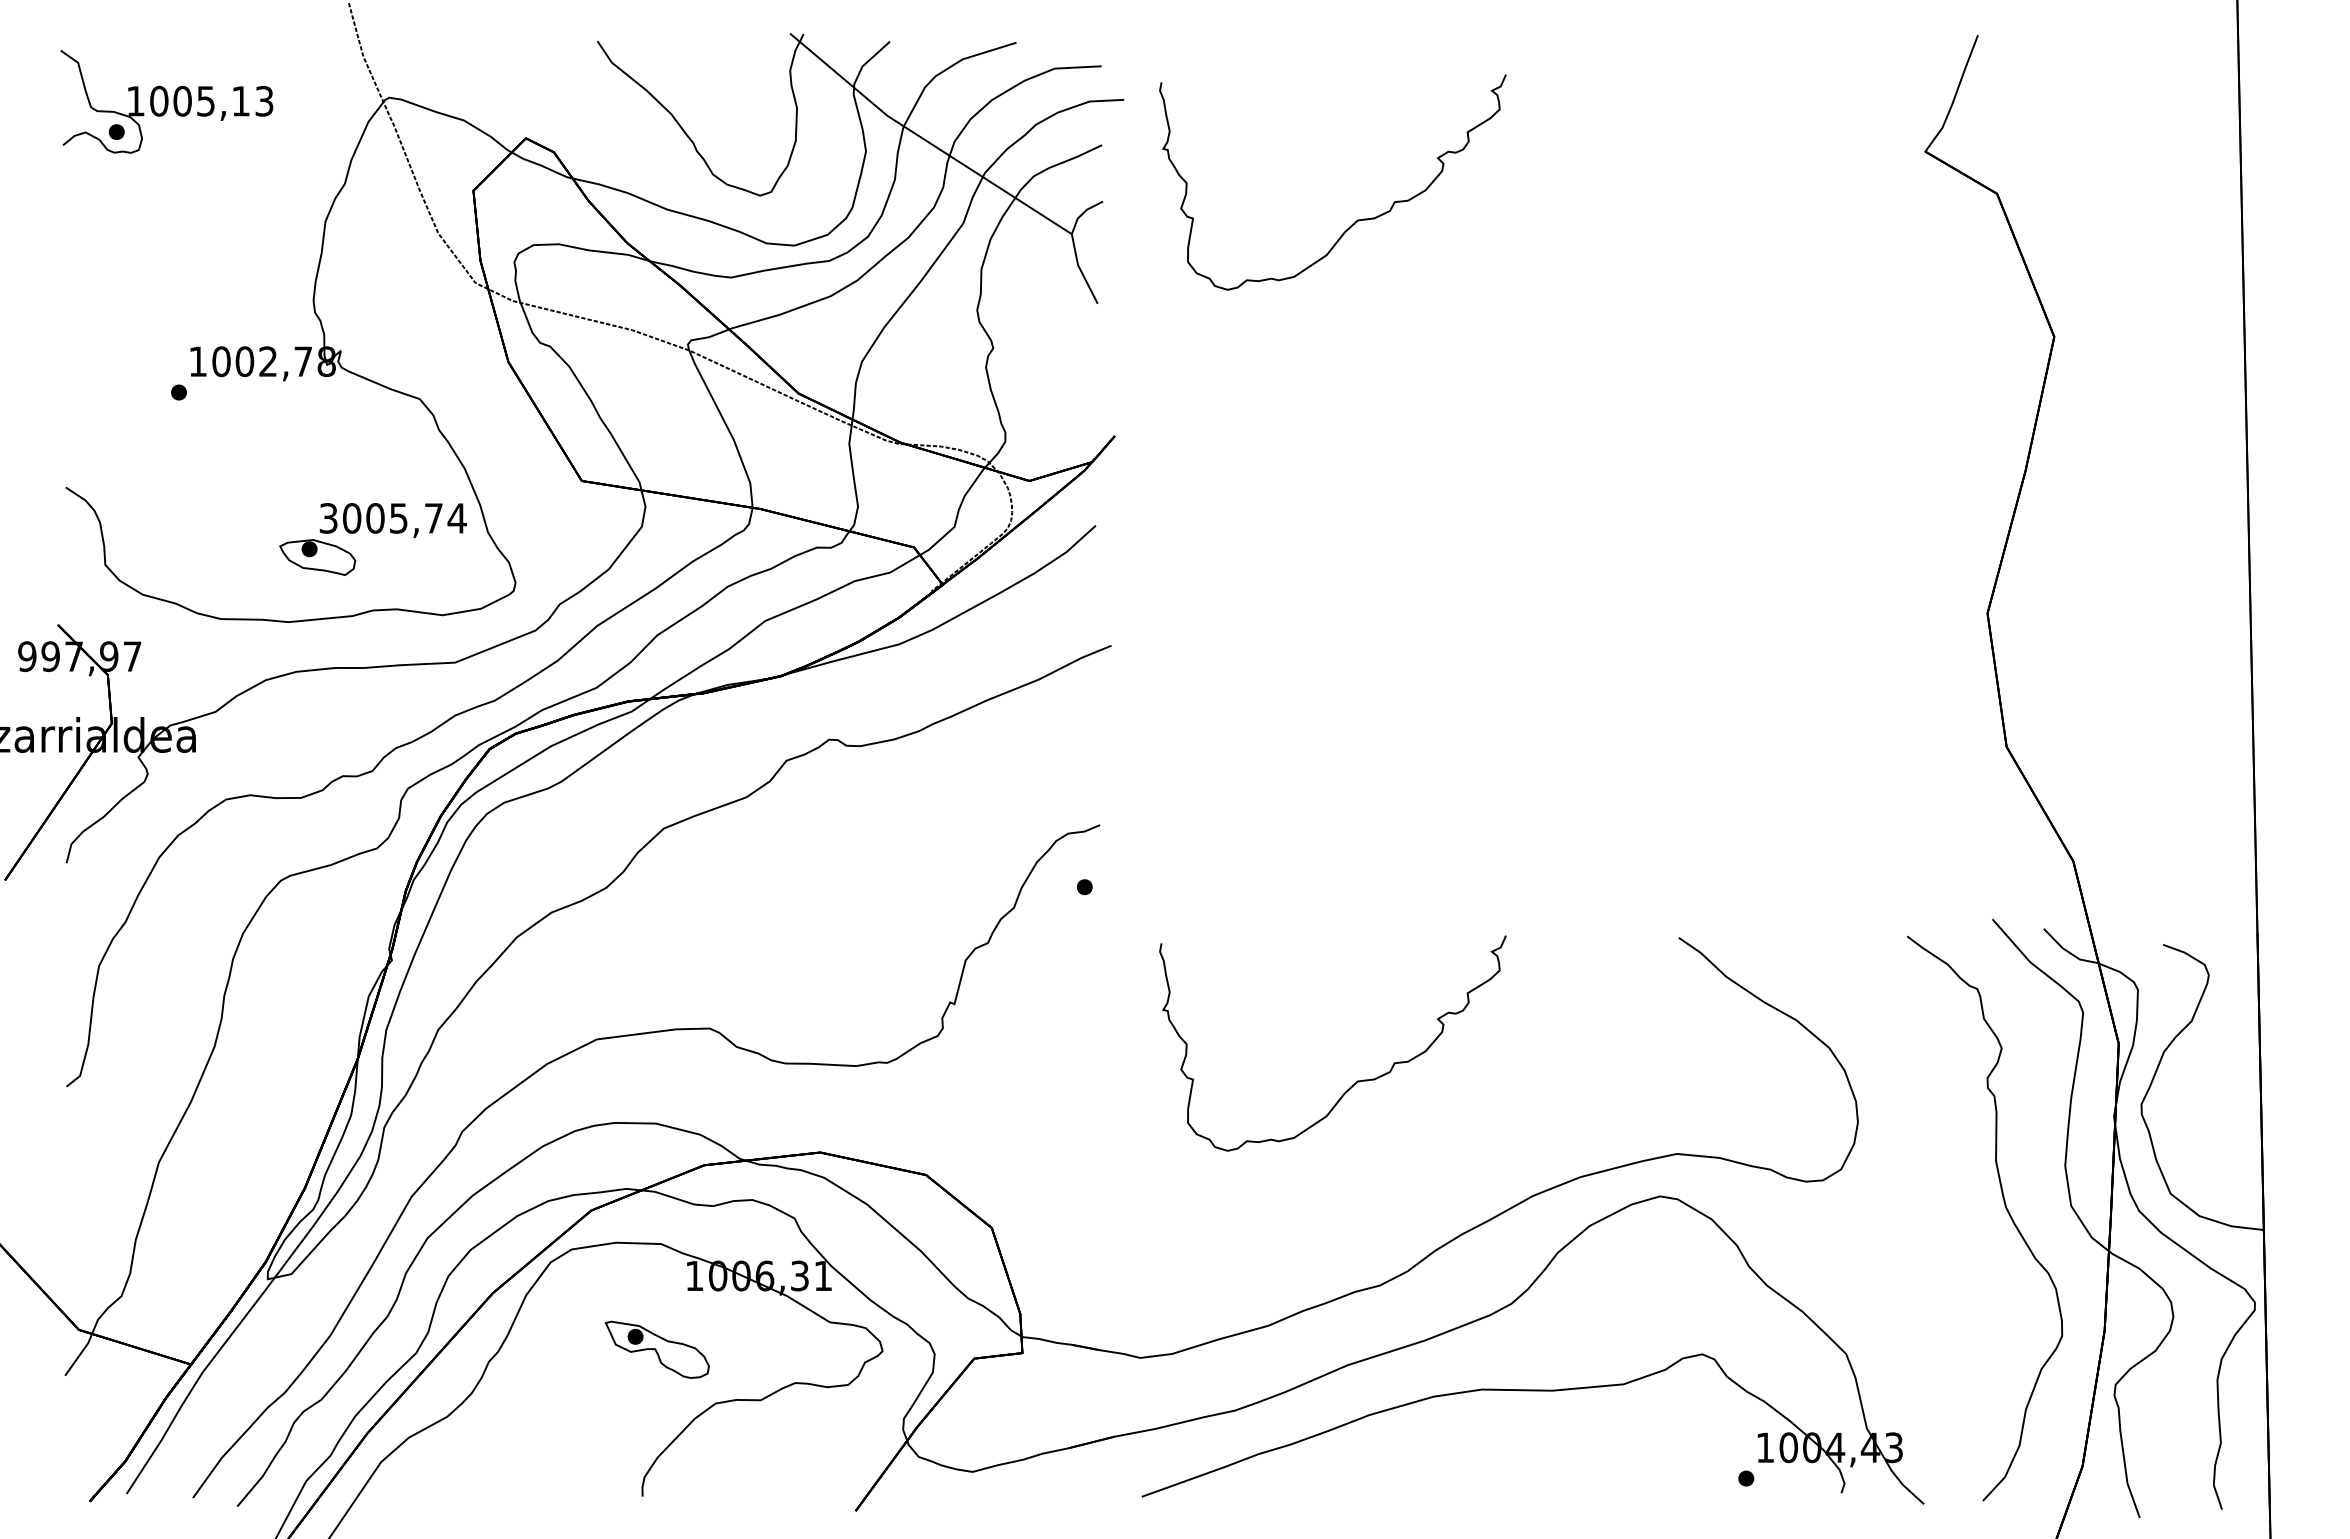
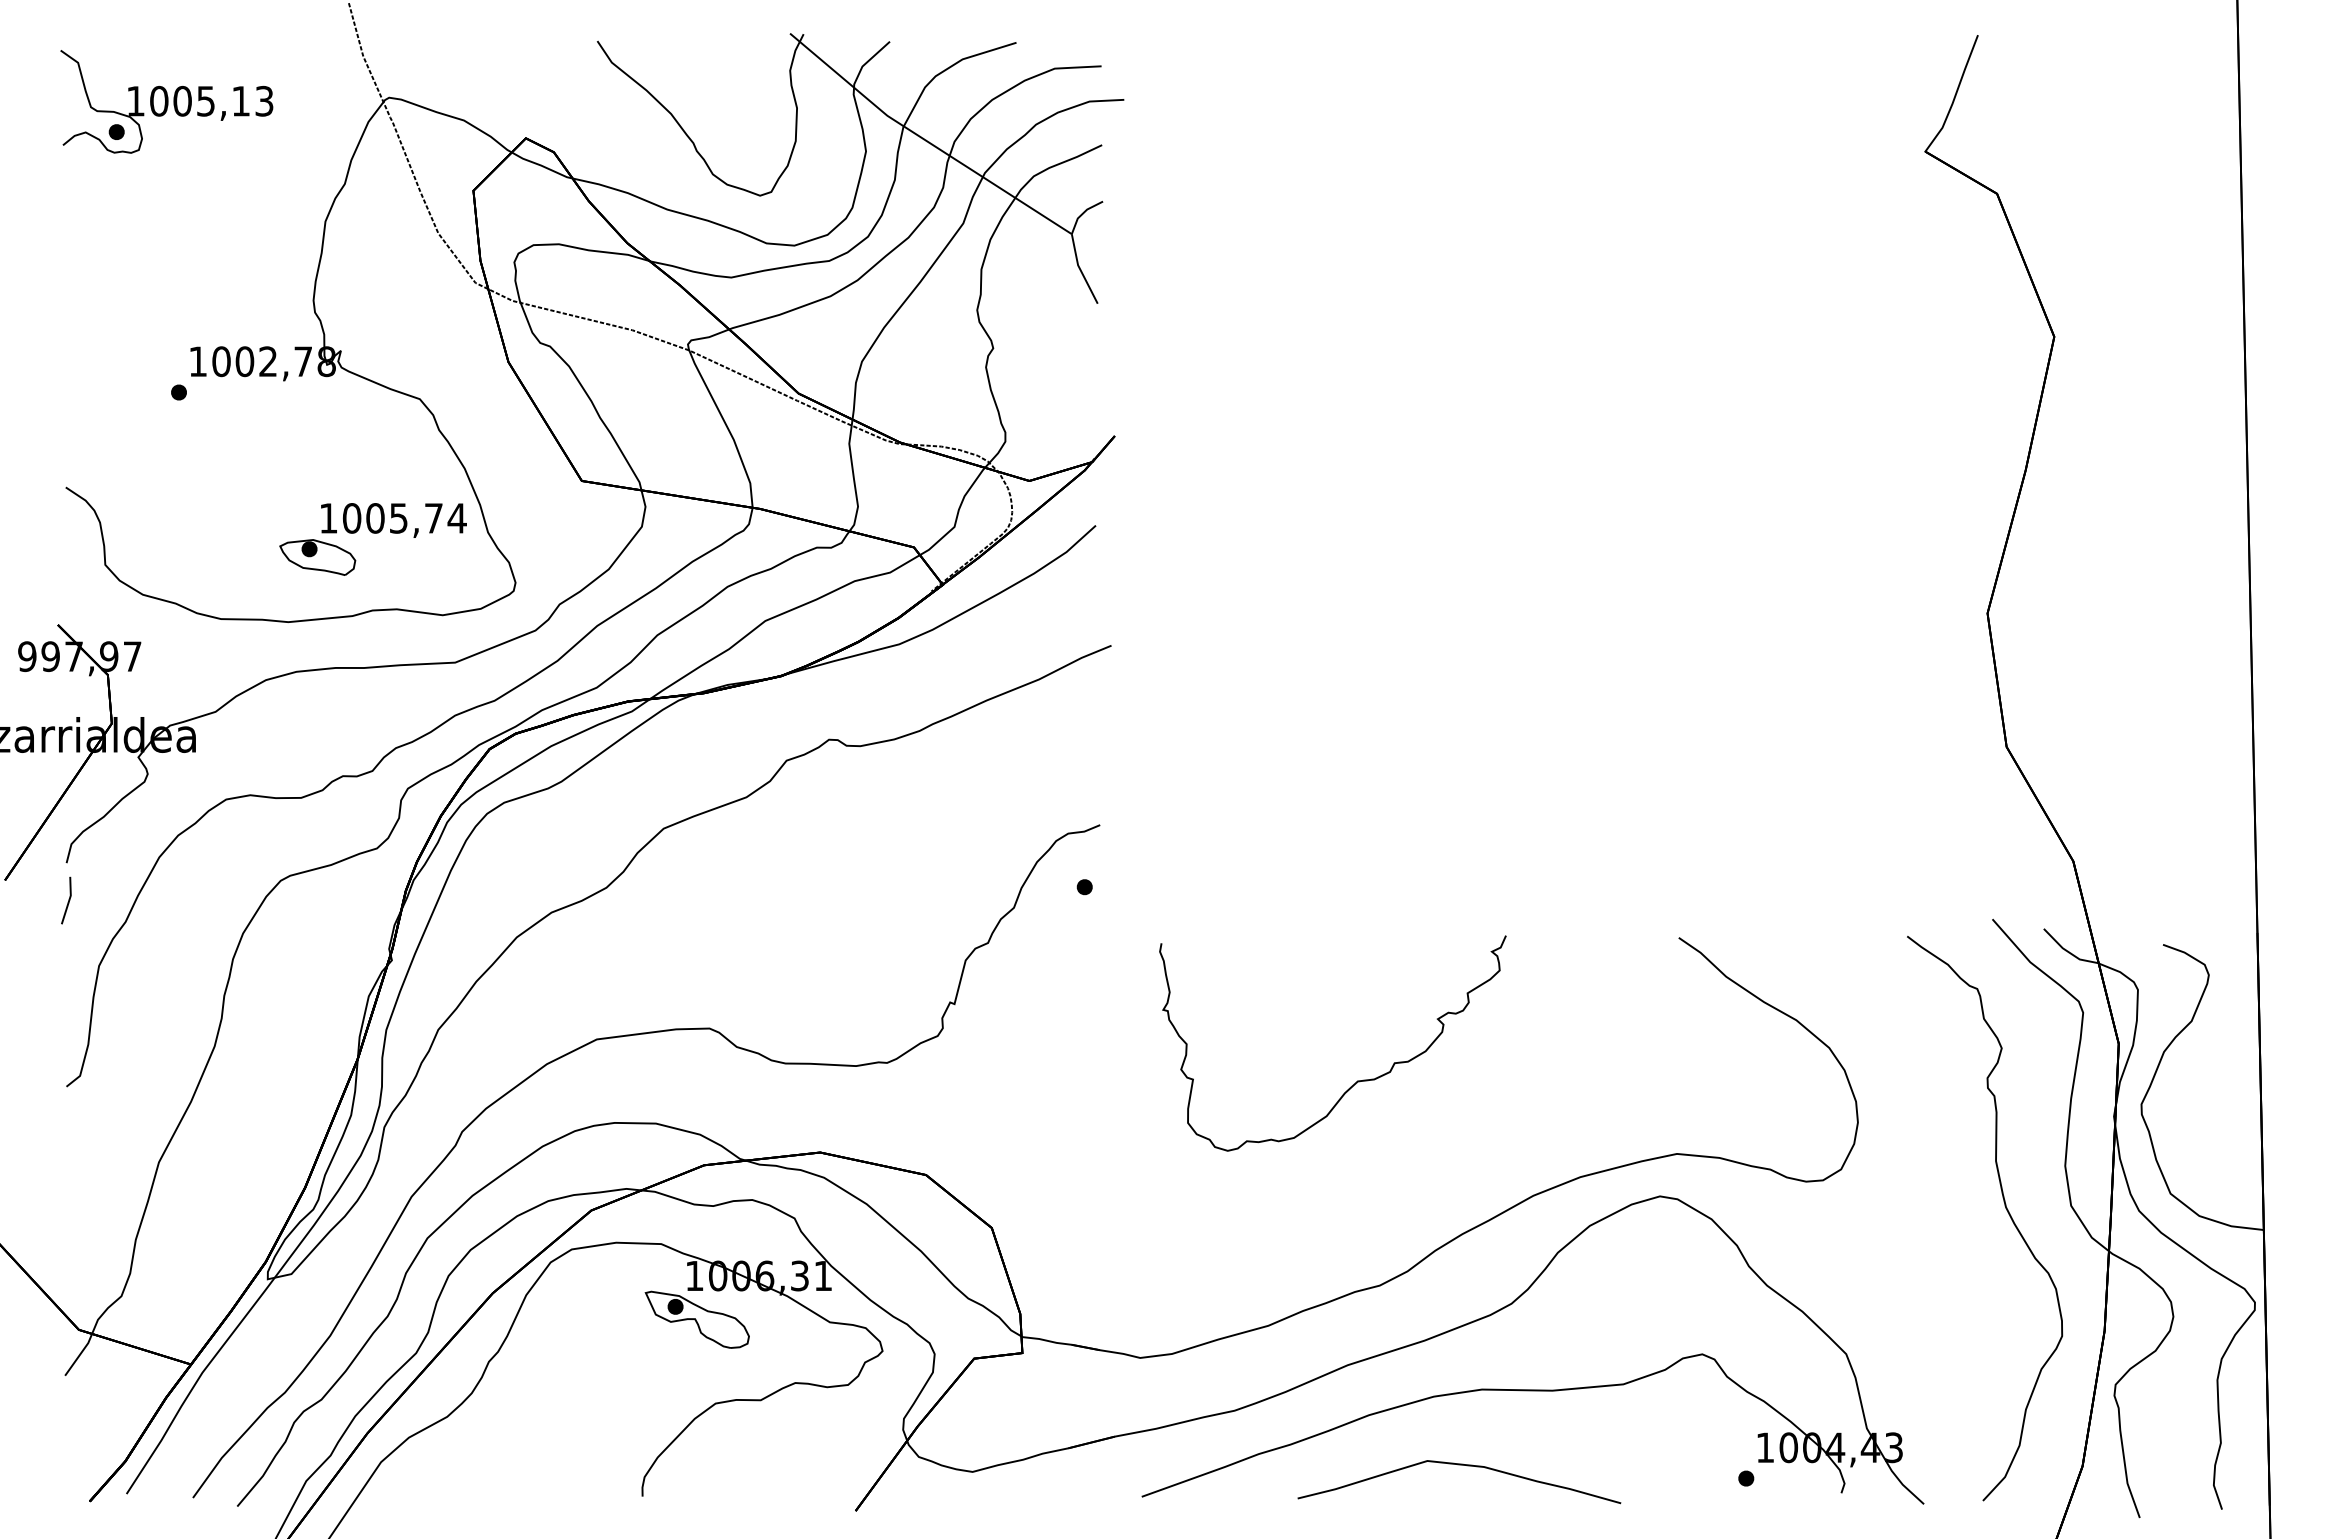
curve: present -> none (1357, 219)
text: 3005,74 -> 1005,74 (328, 518)
line: none -> present (68, 900)
part position: (656, 1349) -> (696, 1319) (696, 1319)
curve: none -> present (1459, 1465)
